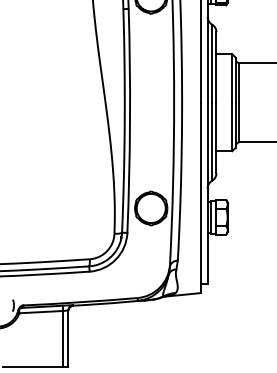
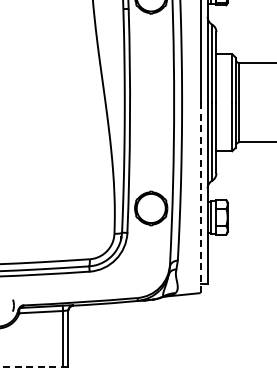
line: solid -> dashed (200, 197)
line: solid -> dashed (33, 367)
